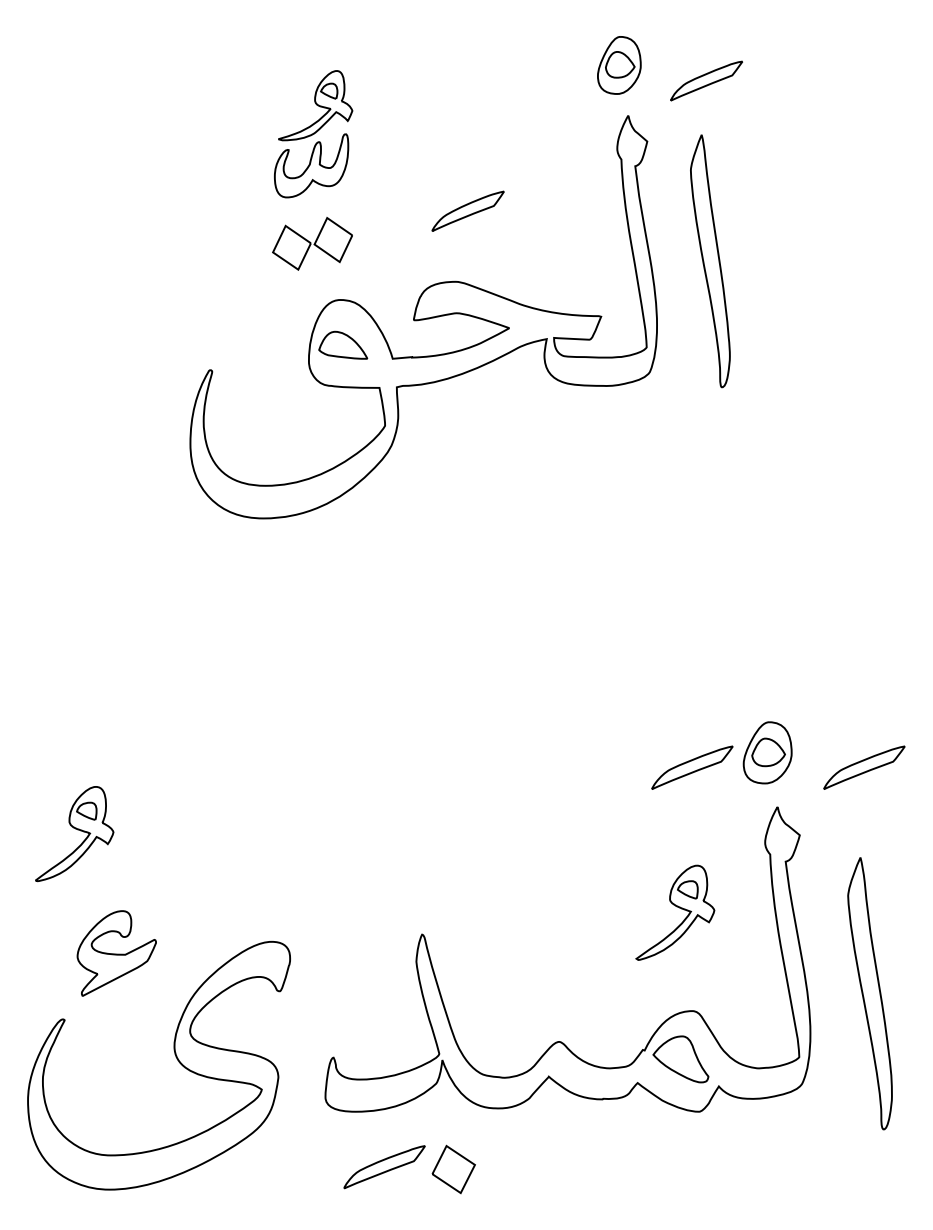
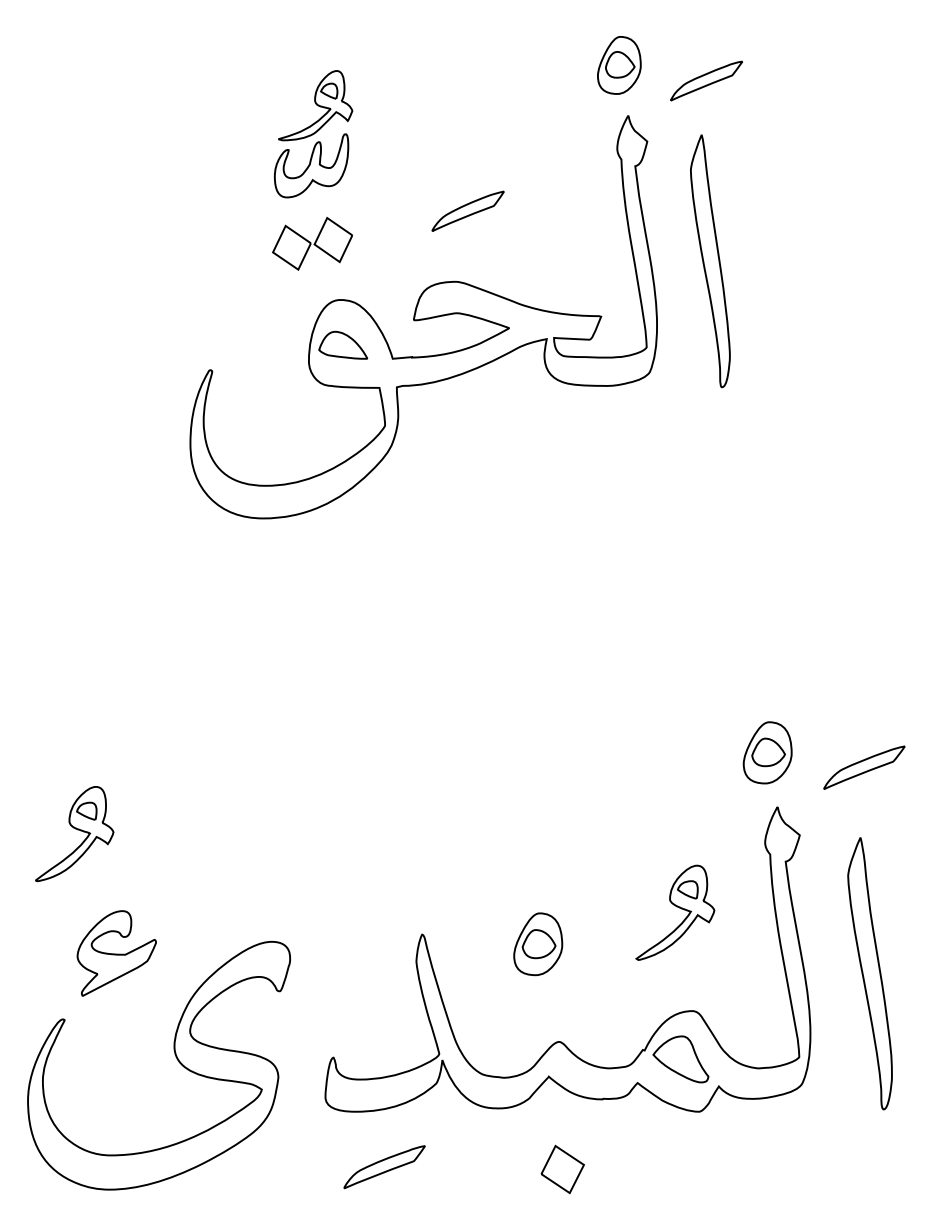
part: present -> none (692, 767)
part: none -> present (538, 944)
part position: (869, 993) -> (869, 973) (869, 973)
part position: (453, 1169) -> (562, 1169) (562, 1169)
